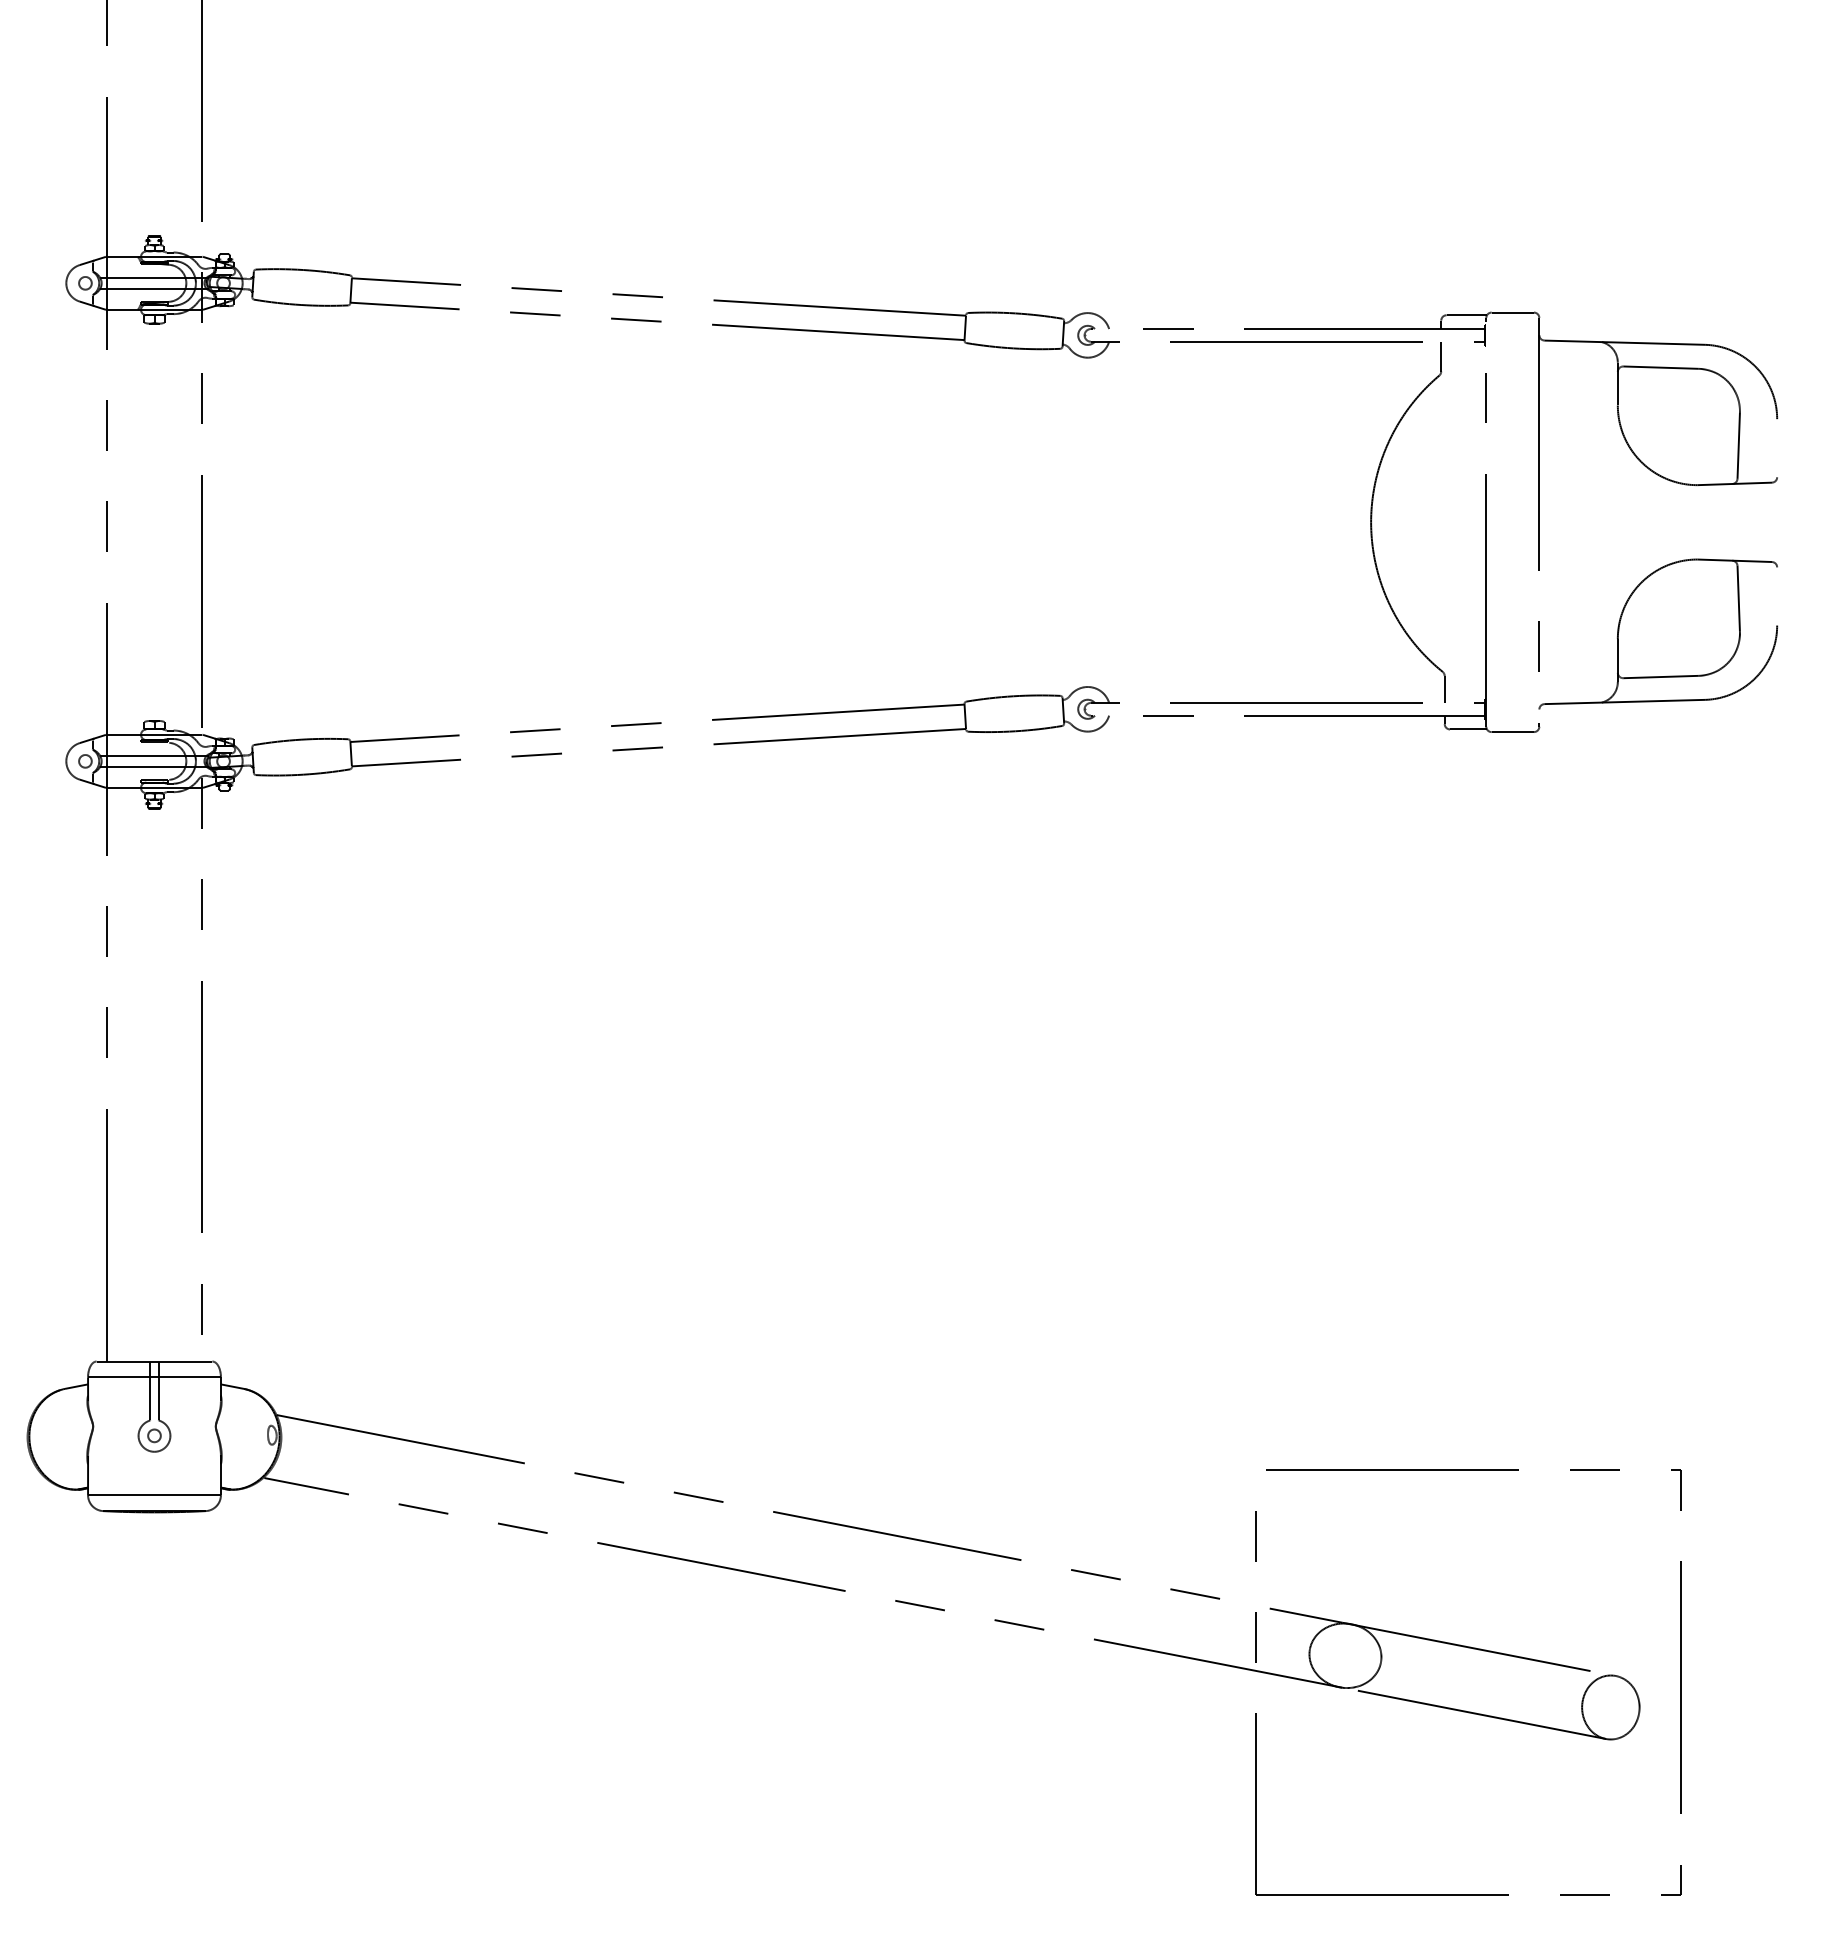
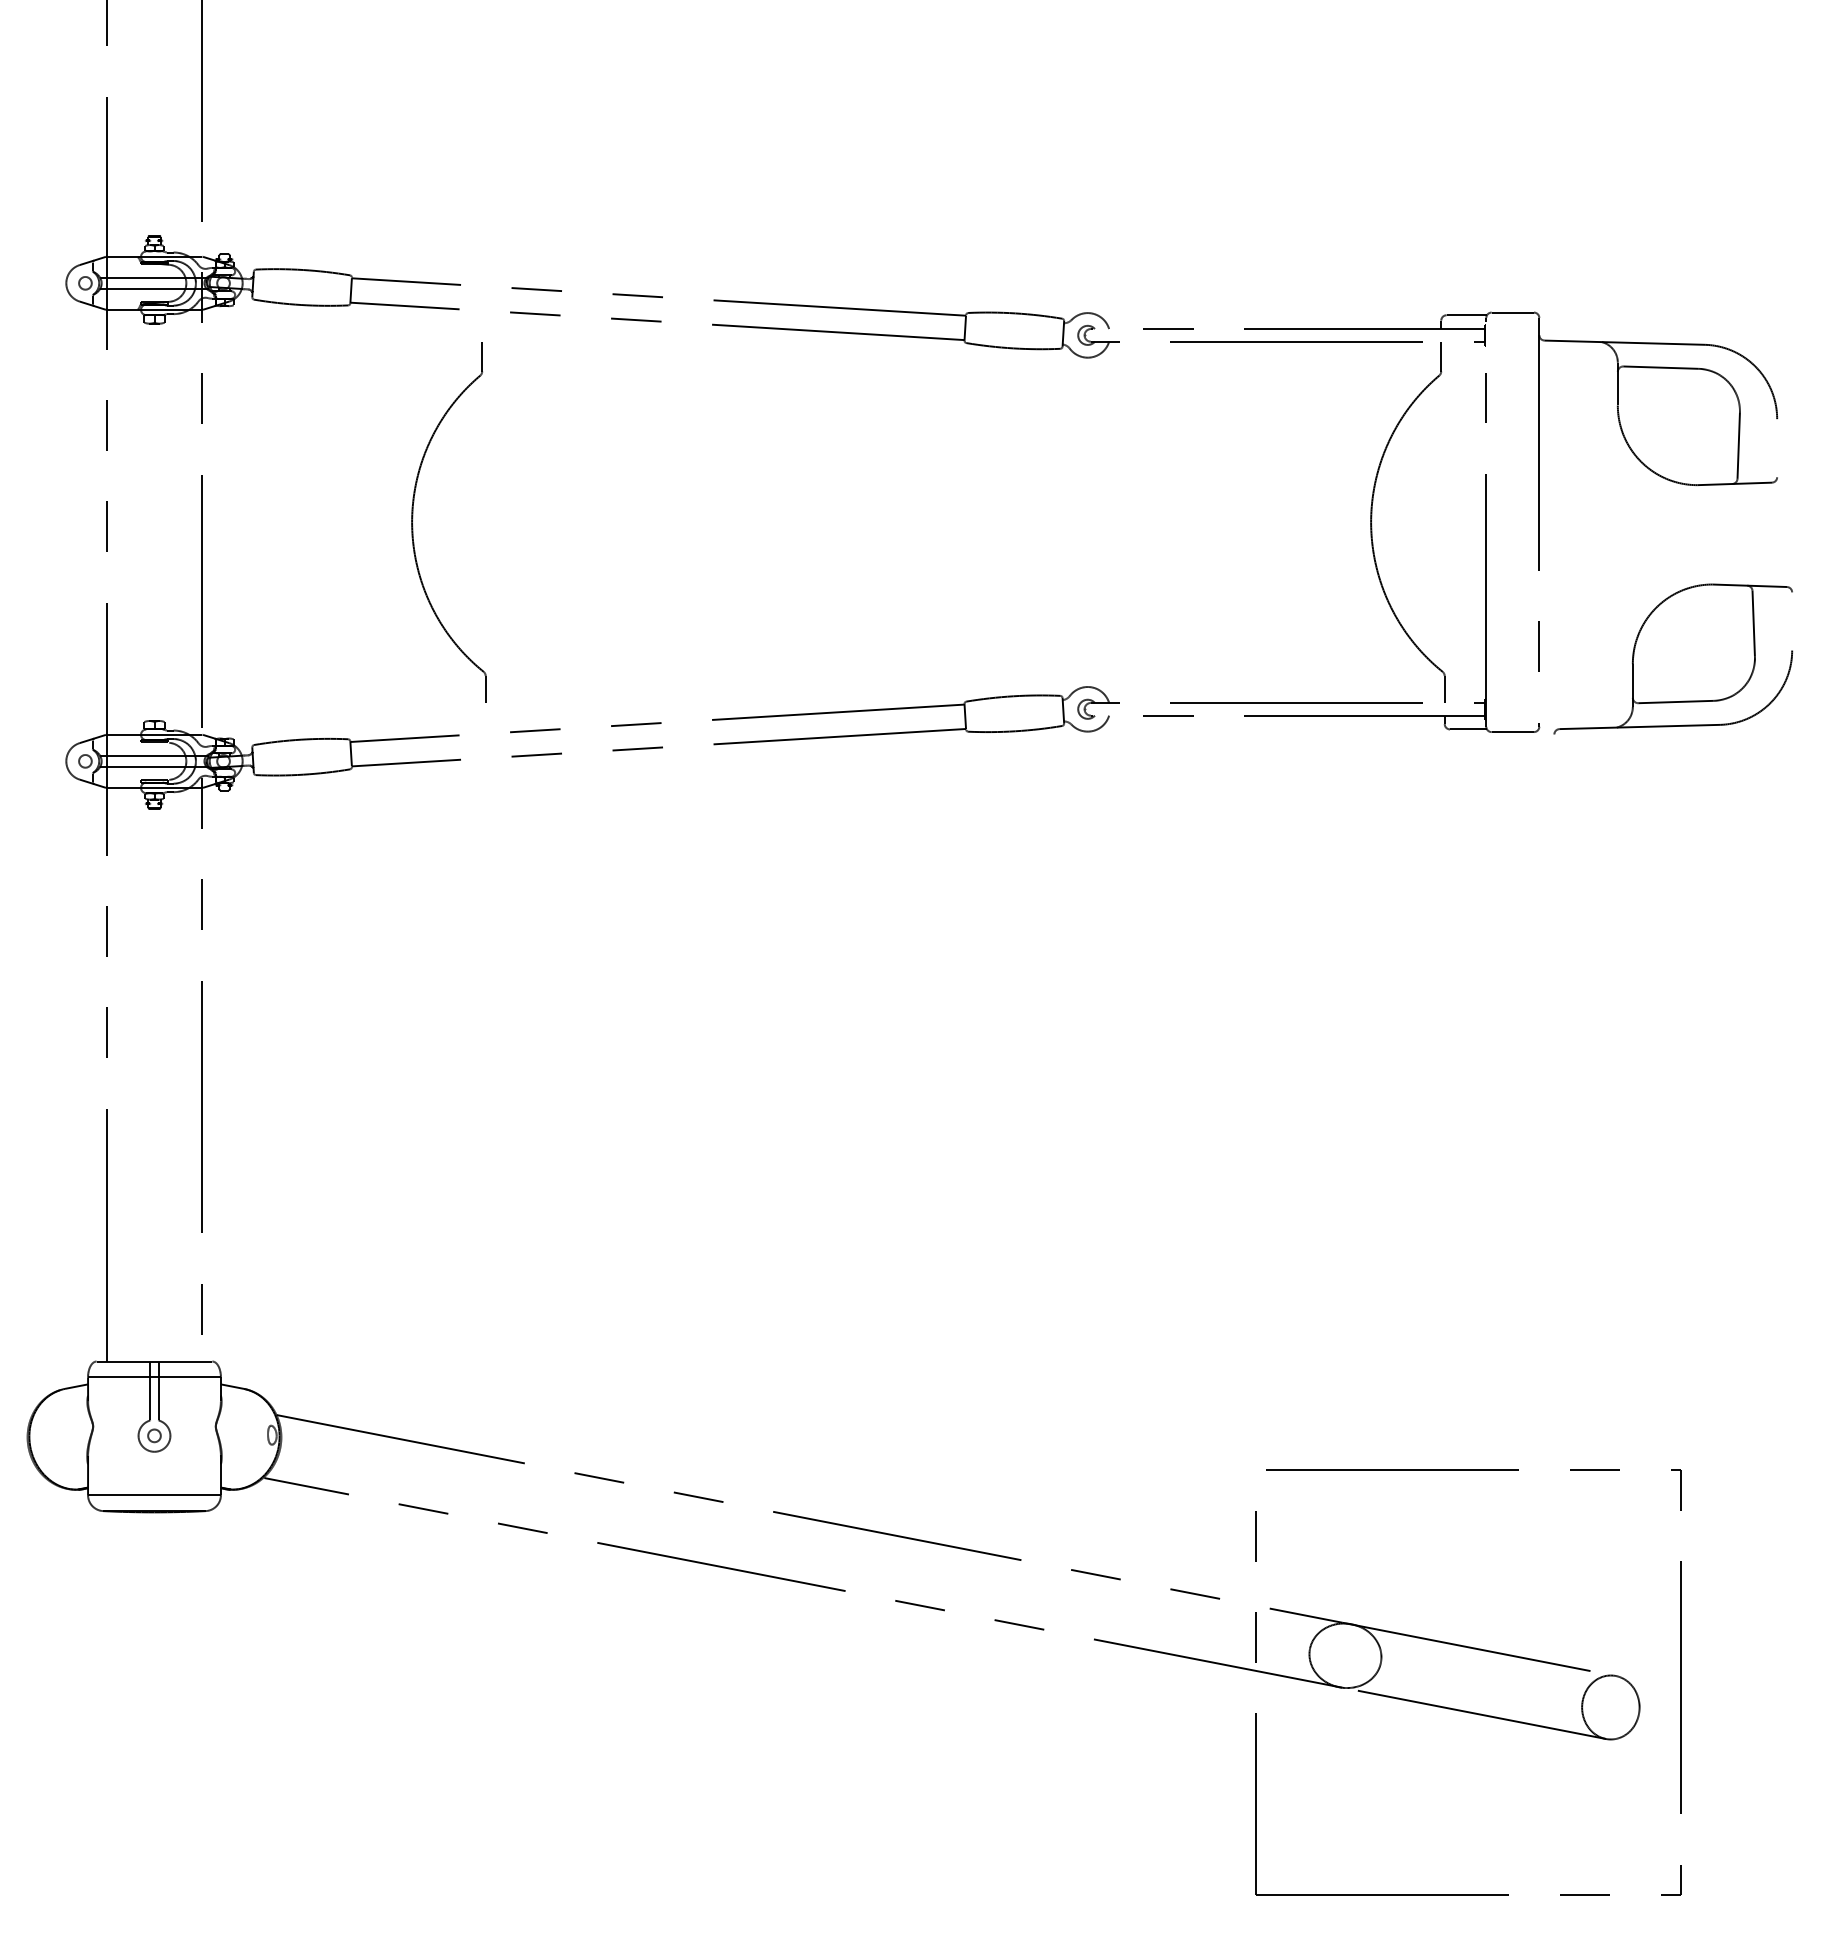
part: none -> present (413, 519)
part position: (1658, 633) -> (1673, 658) (1673, 658)
